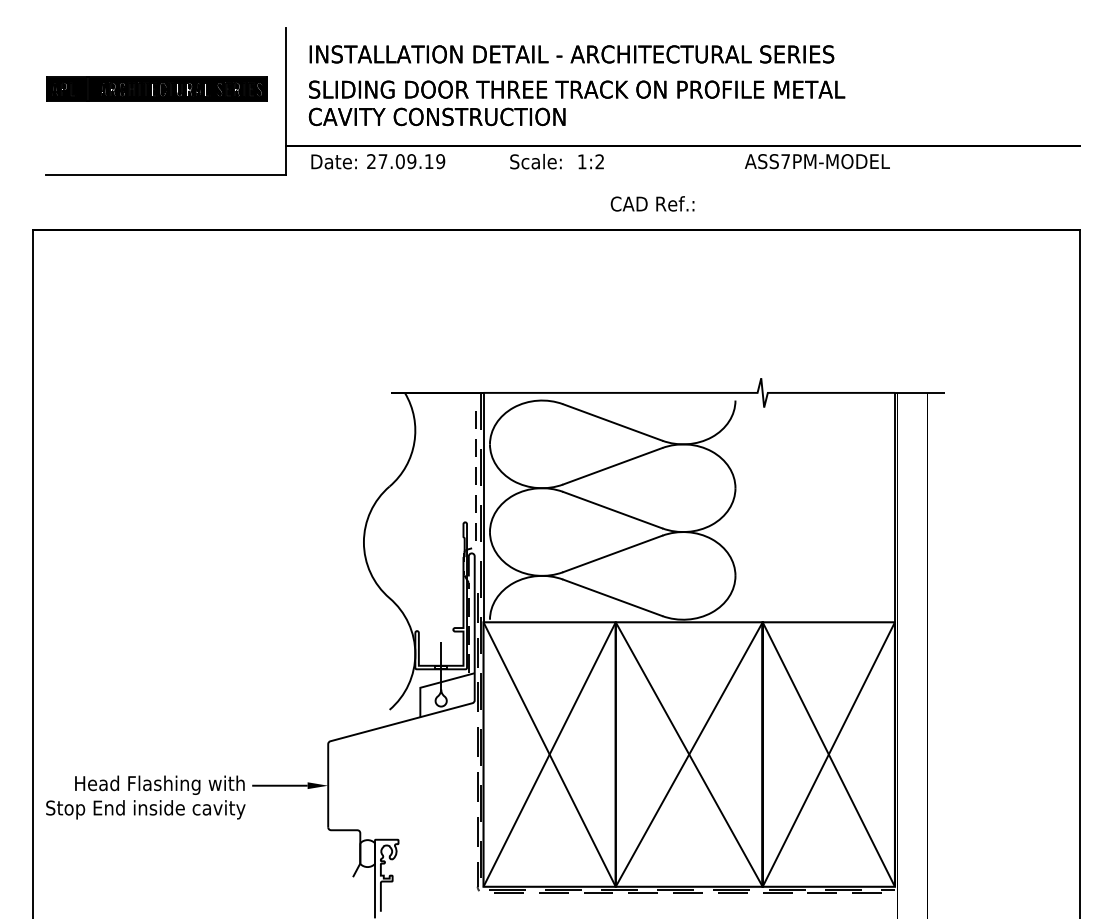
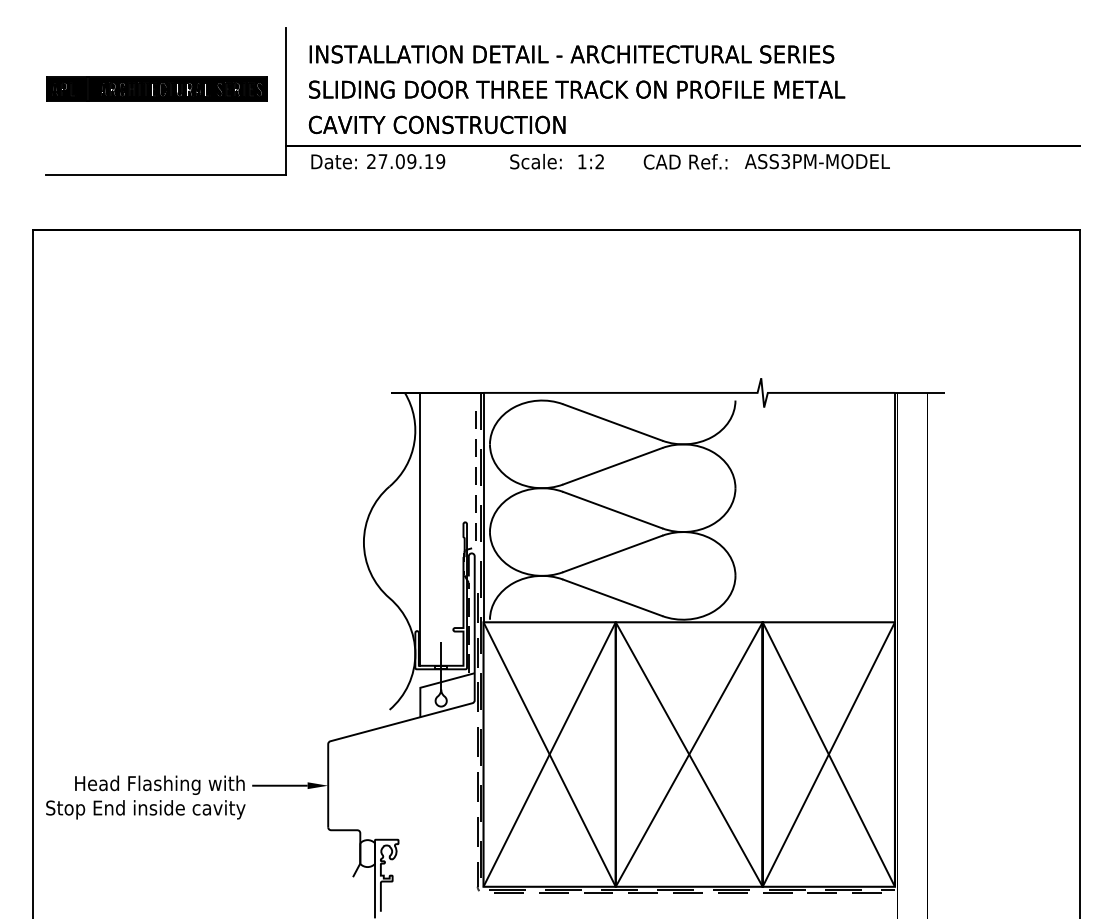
text position: (436, 116) -> (436, 124) (436, 124)
text: ASS7PM-MODEL -> ASS3PM-MODEL (785, 161)
text position: (652, 203) -> (685, 161) (685, 161)
line: none -> present (420, 528)
